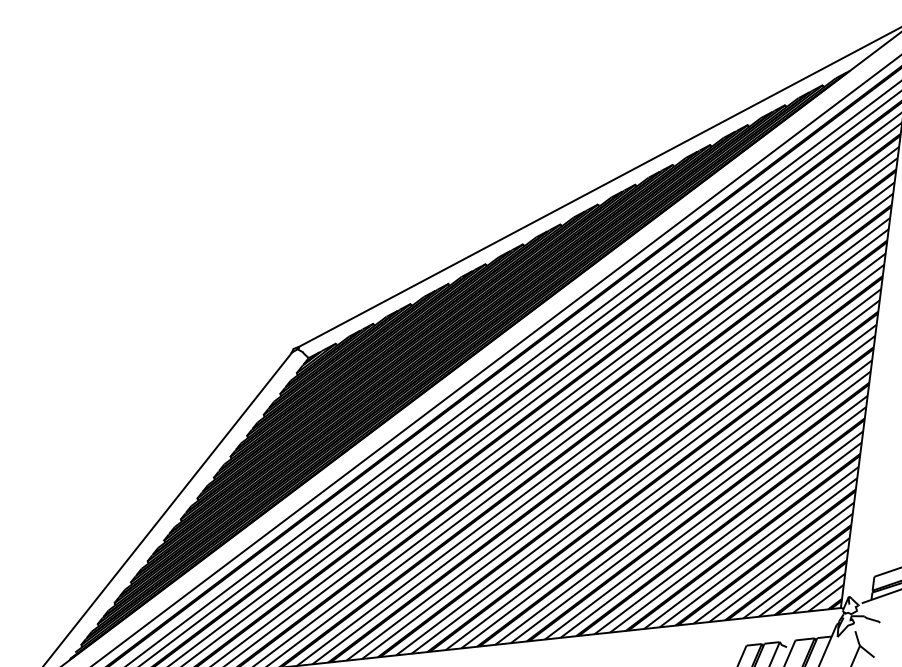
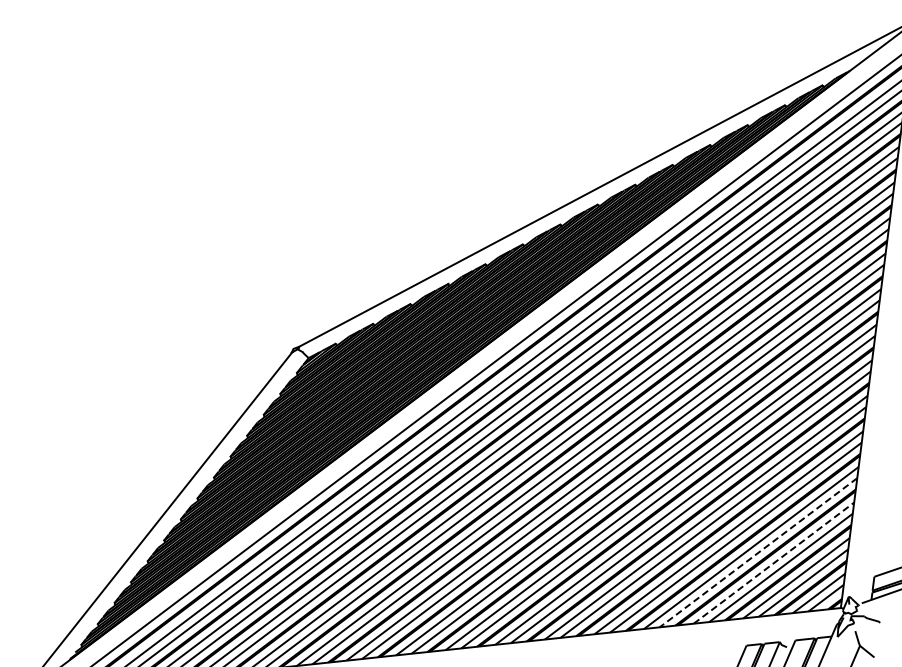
line: solid -> dashed (758, 552)
line: solid -> dashed (773, 563)
